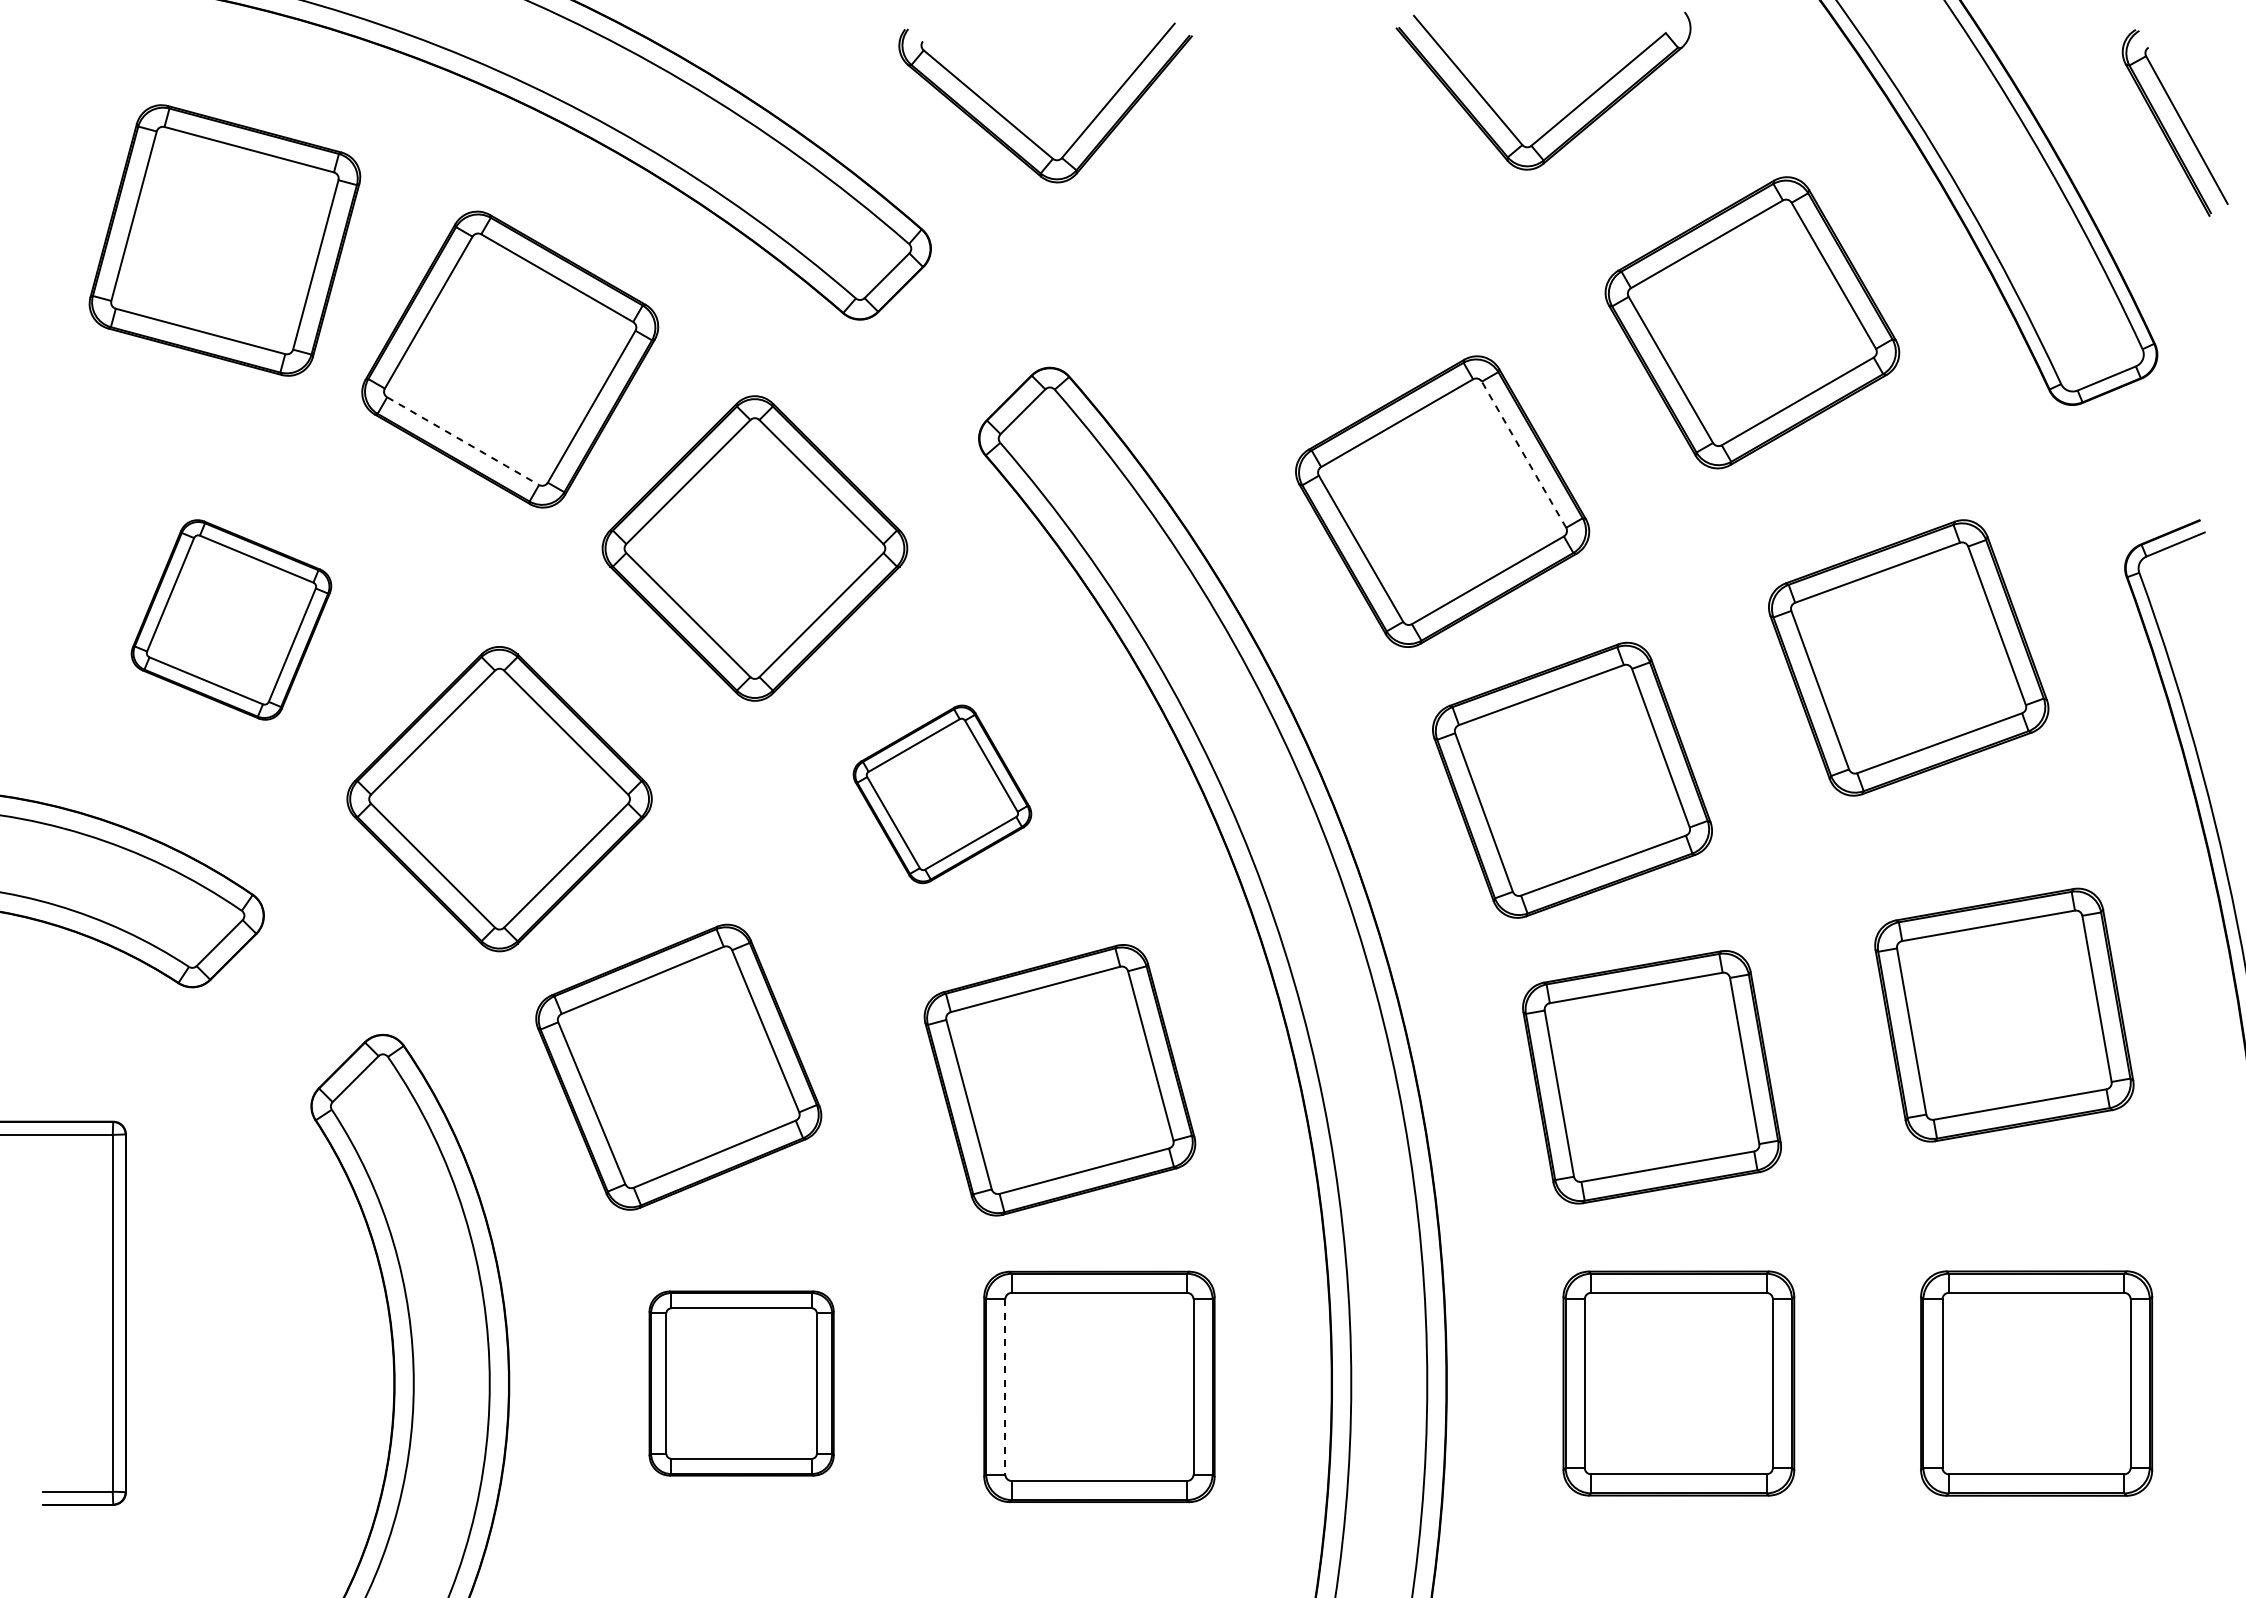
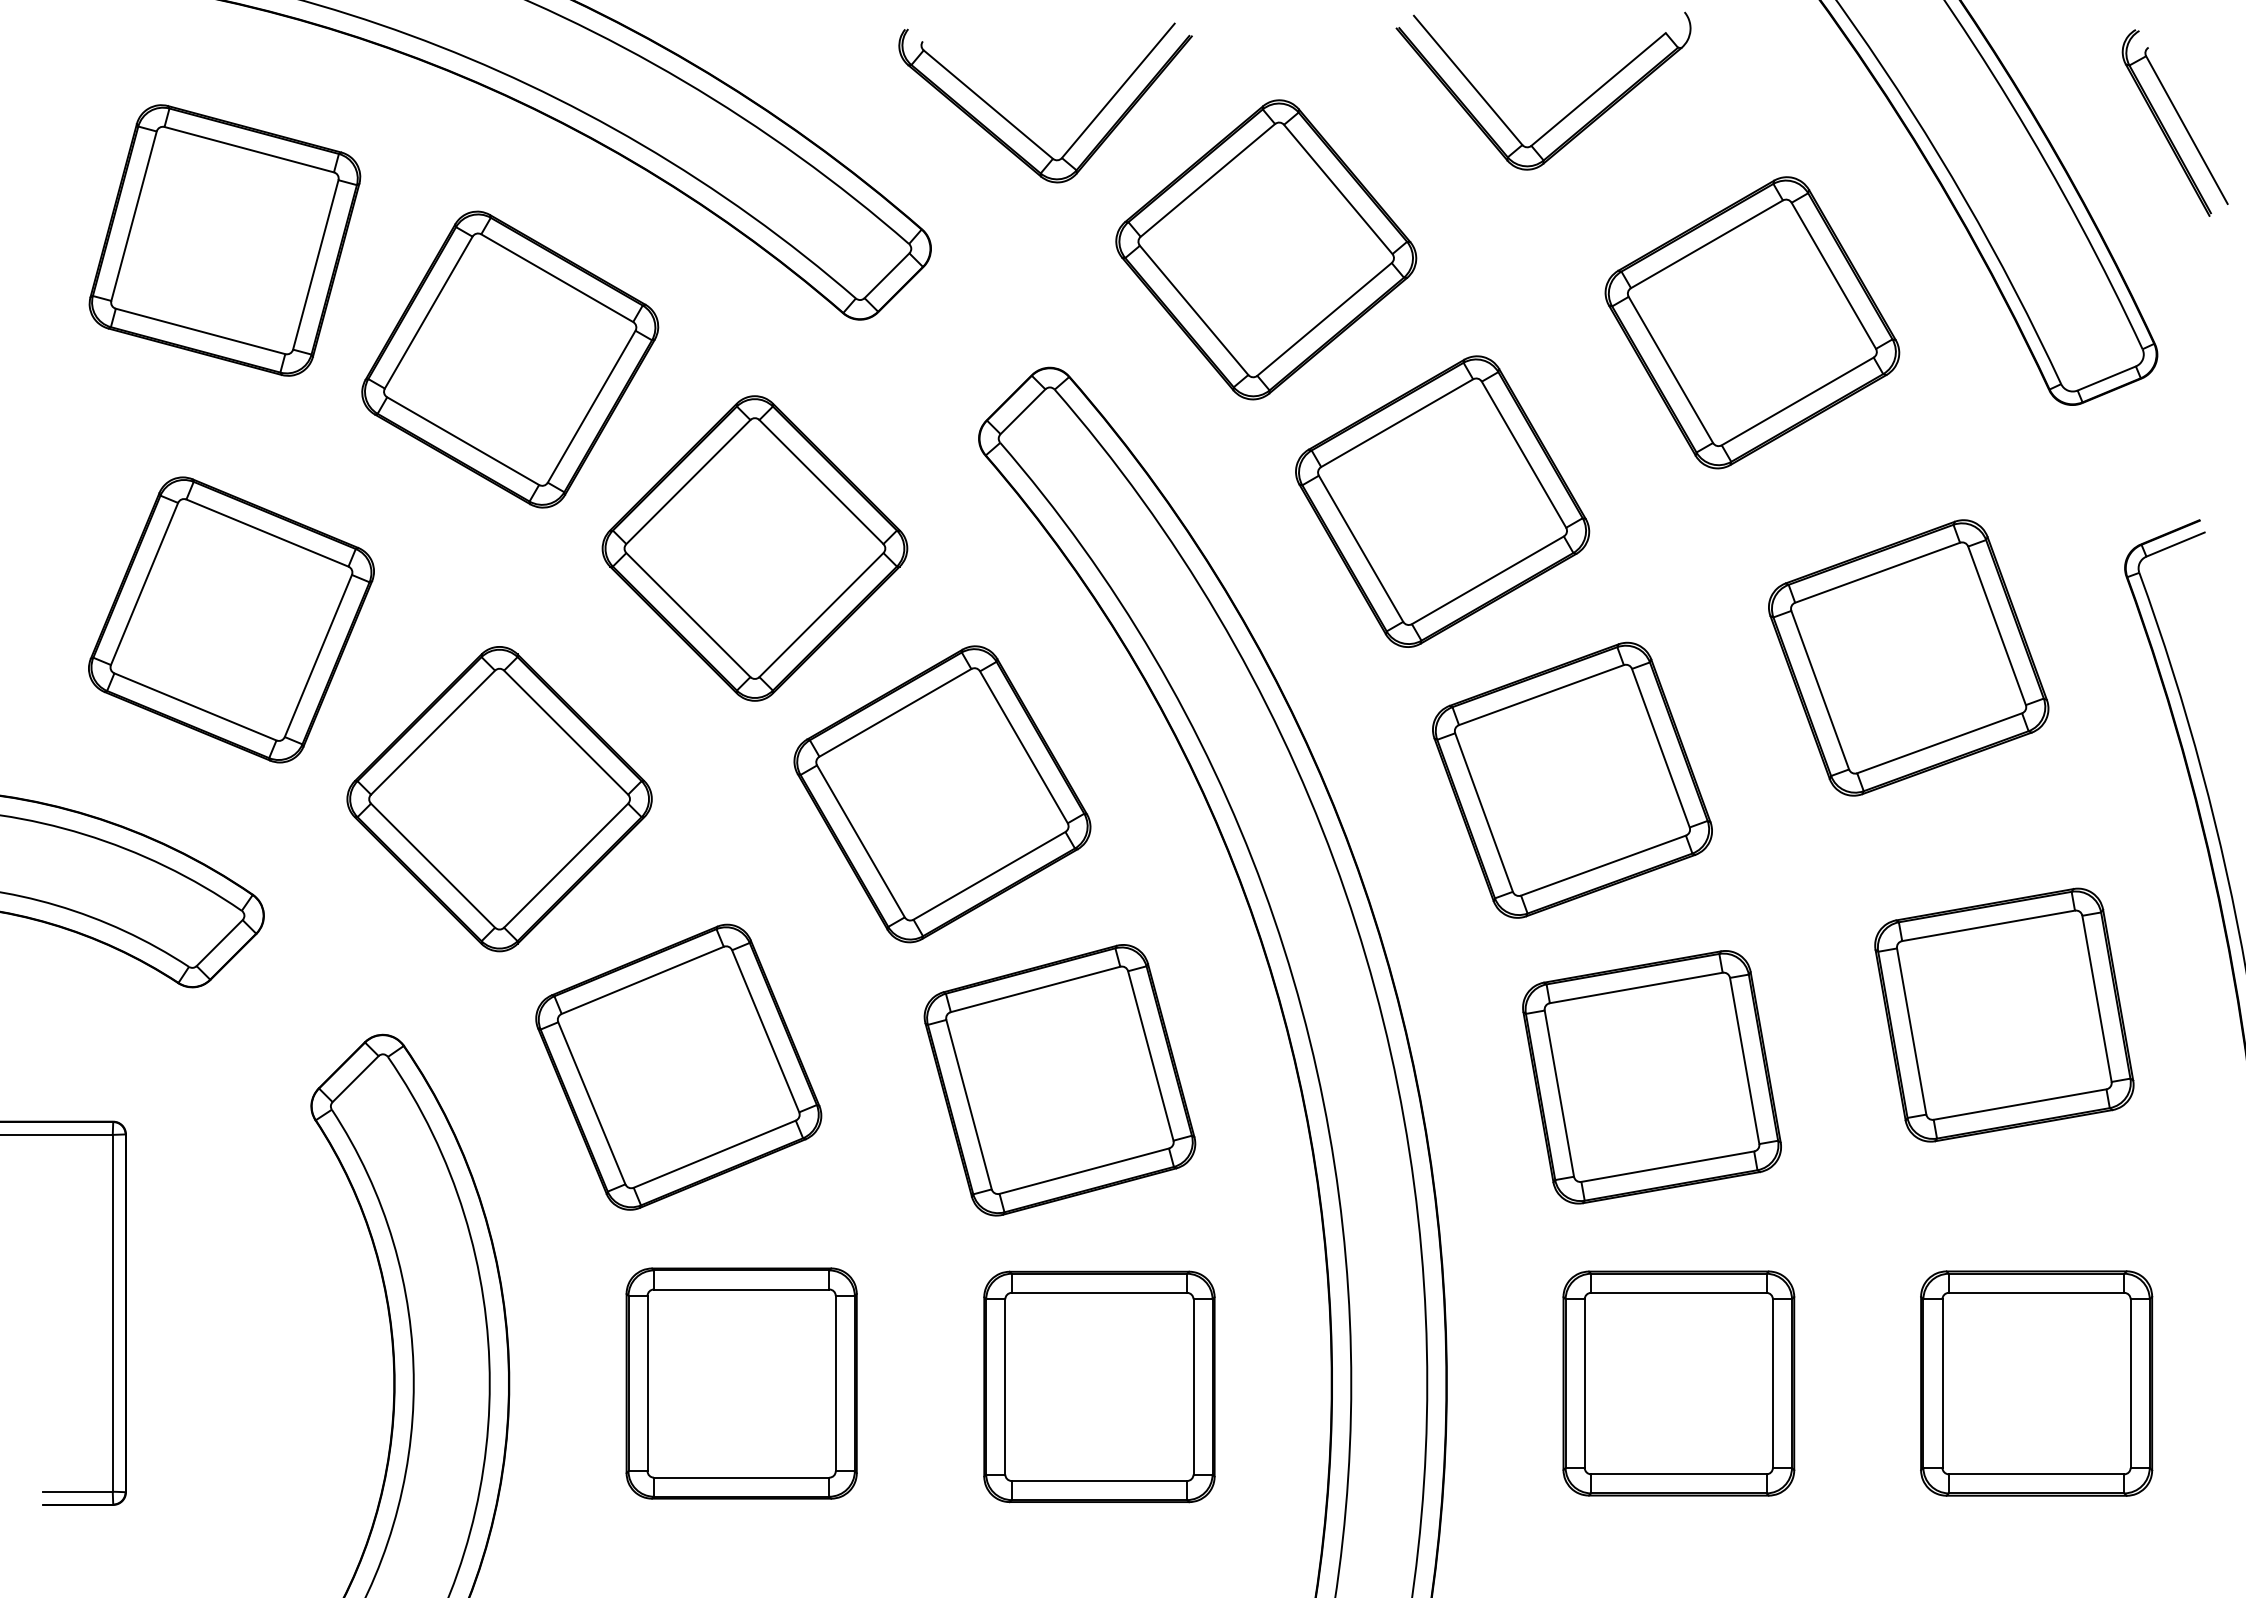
part: none -> present (1266, 249)
line: dashed -> solid (463, 441)
line: dashed -> solid (1523, 454)
part size: 203x202 px -> 287x288 px (231, 619)
part size: 181x181 px -> 299x299 px (942, 794)
part size: 187x187 px -> 233x233 px (741, 1383)
line: dashed -> solid (1005, 1386)
